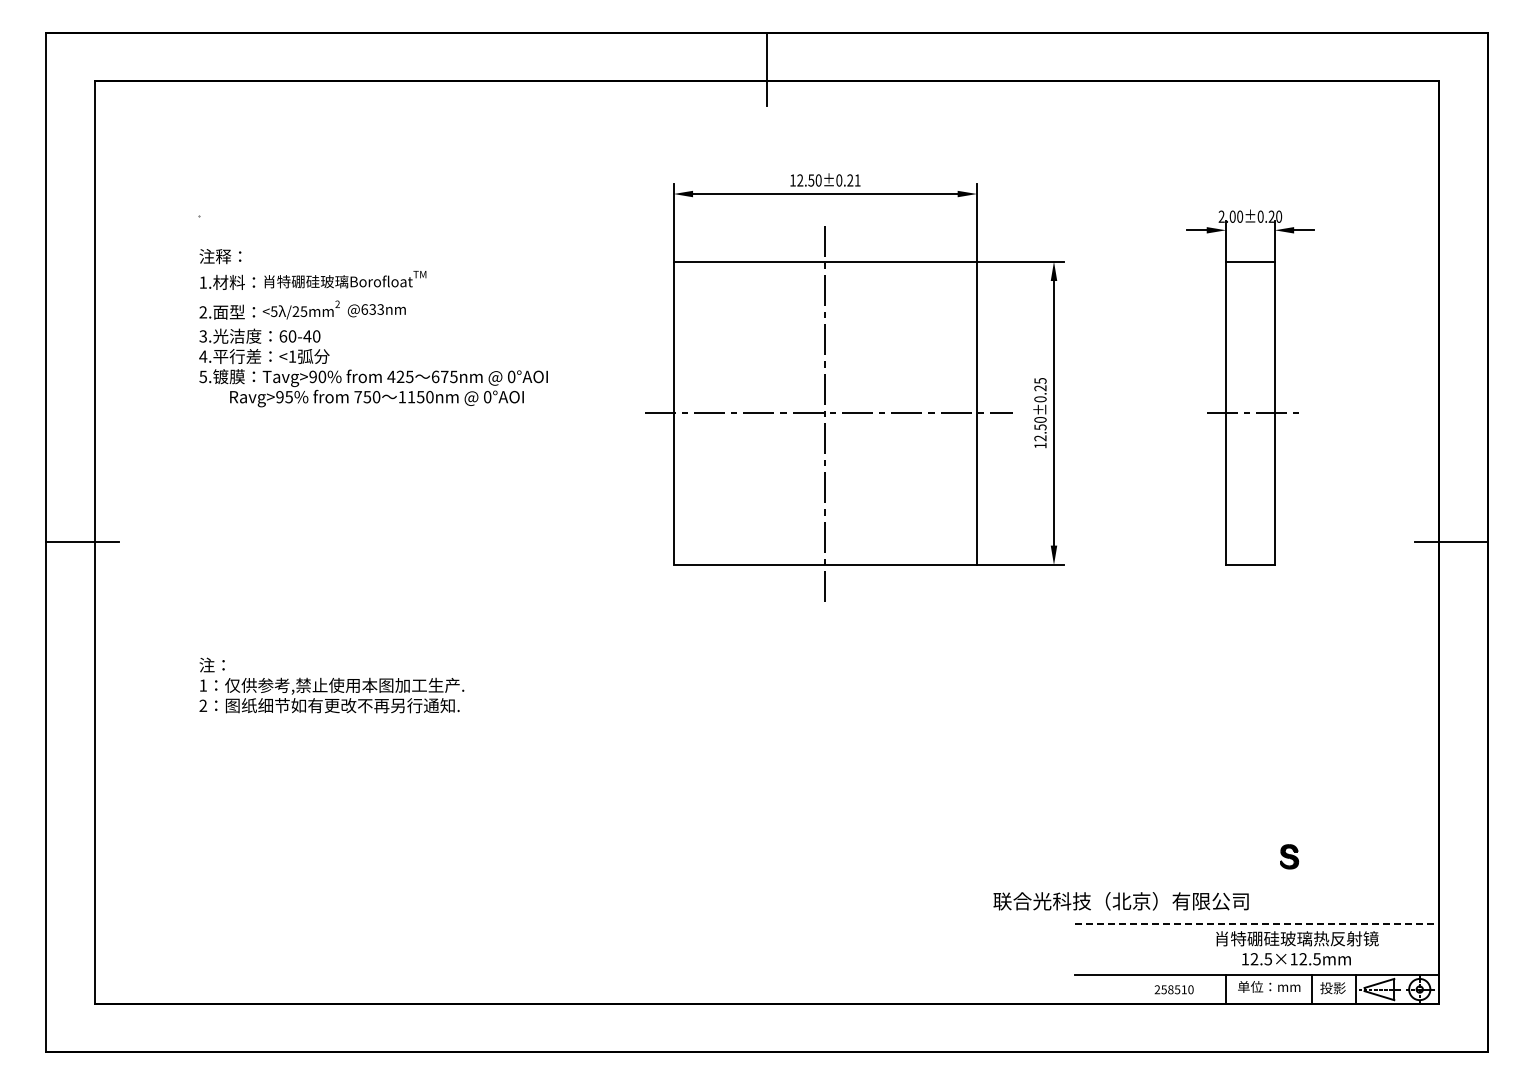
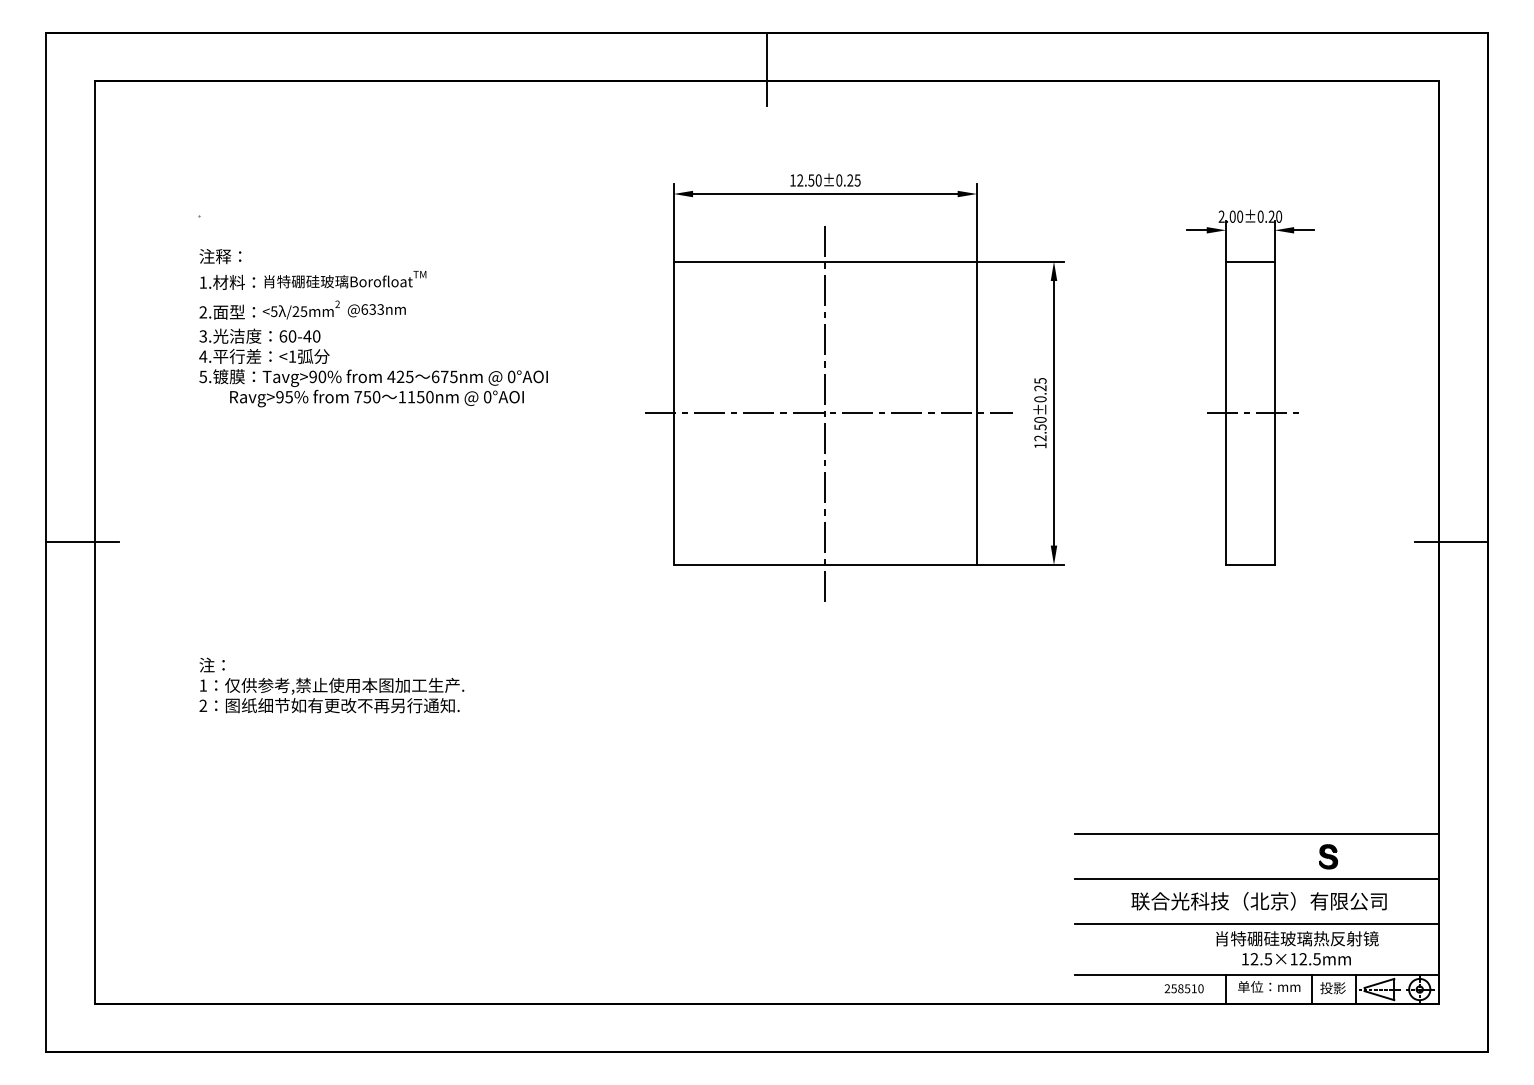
text: 12.50±0.21 -> 12.50±0.25 (857, 180)
line: none -> present (1257, 833)
part position: (1289, 856) -> (1328, 856) (1328, 856)
line: none -> present (1257, 879)
text position: (1120, 901) -> (1258, 901) (1258, 901)
line: dashed -> solid (1257, 924)
text position: (1173, 989) -> (1183, 988) (1183, 988)
